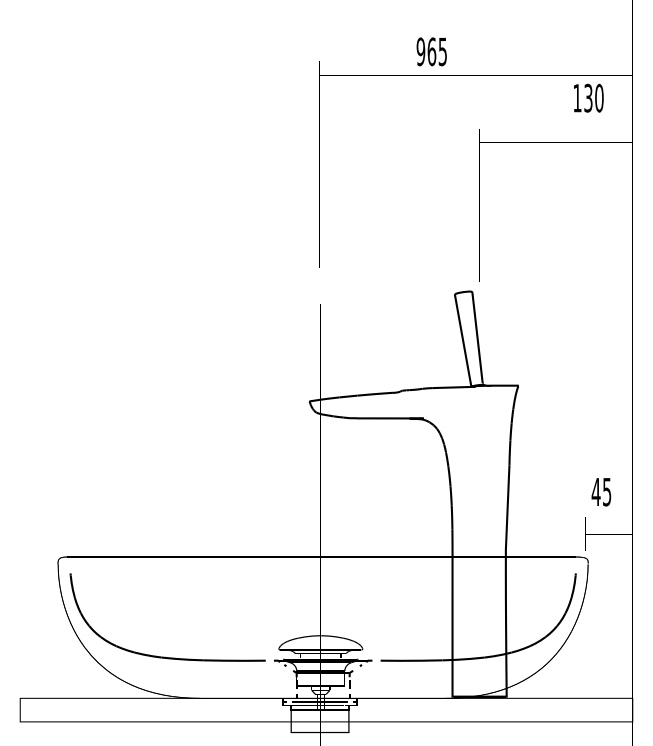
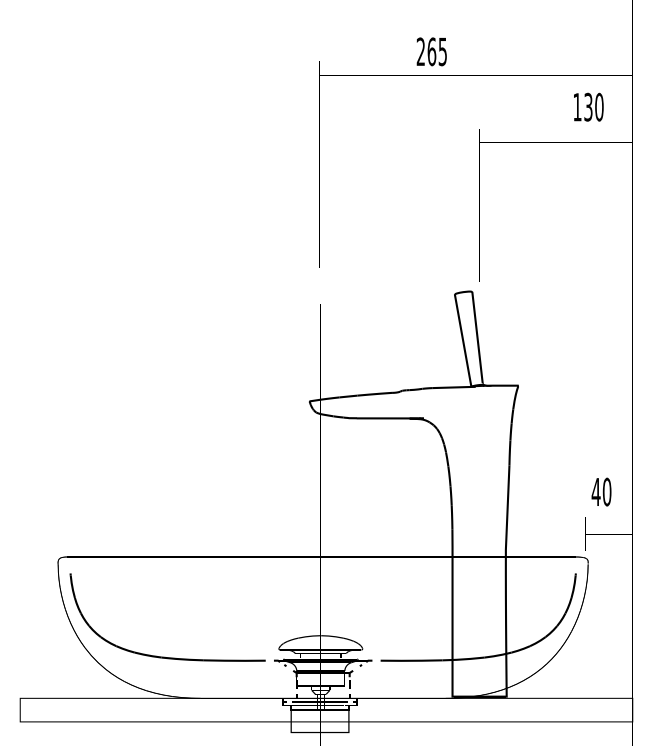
text: 965 -> 265 (420, 51)
text position: (588, 97) -> (588, 106) (588, 106)
text: 45 -> 40 (606, 491)
